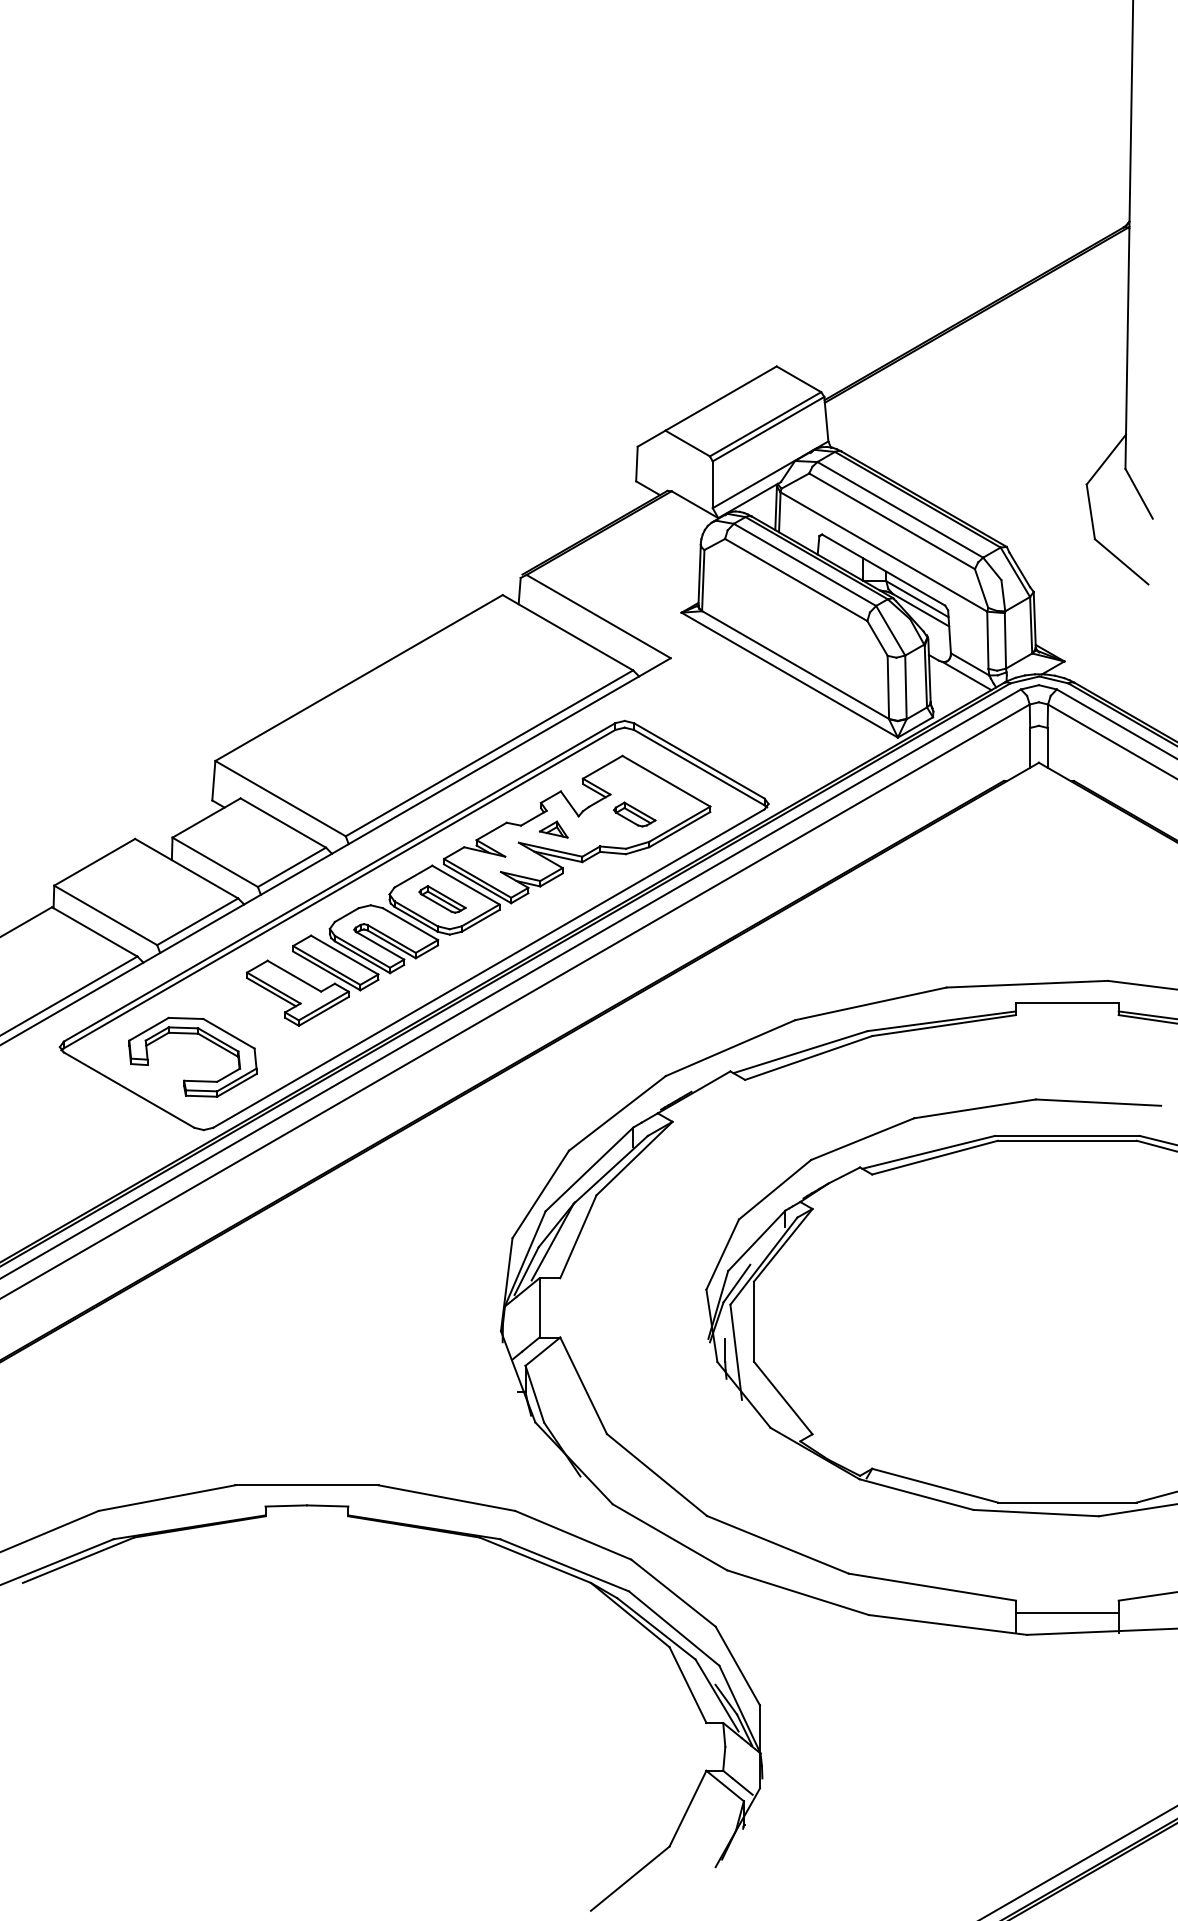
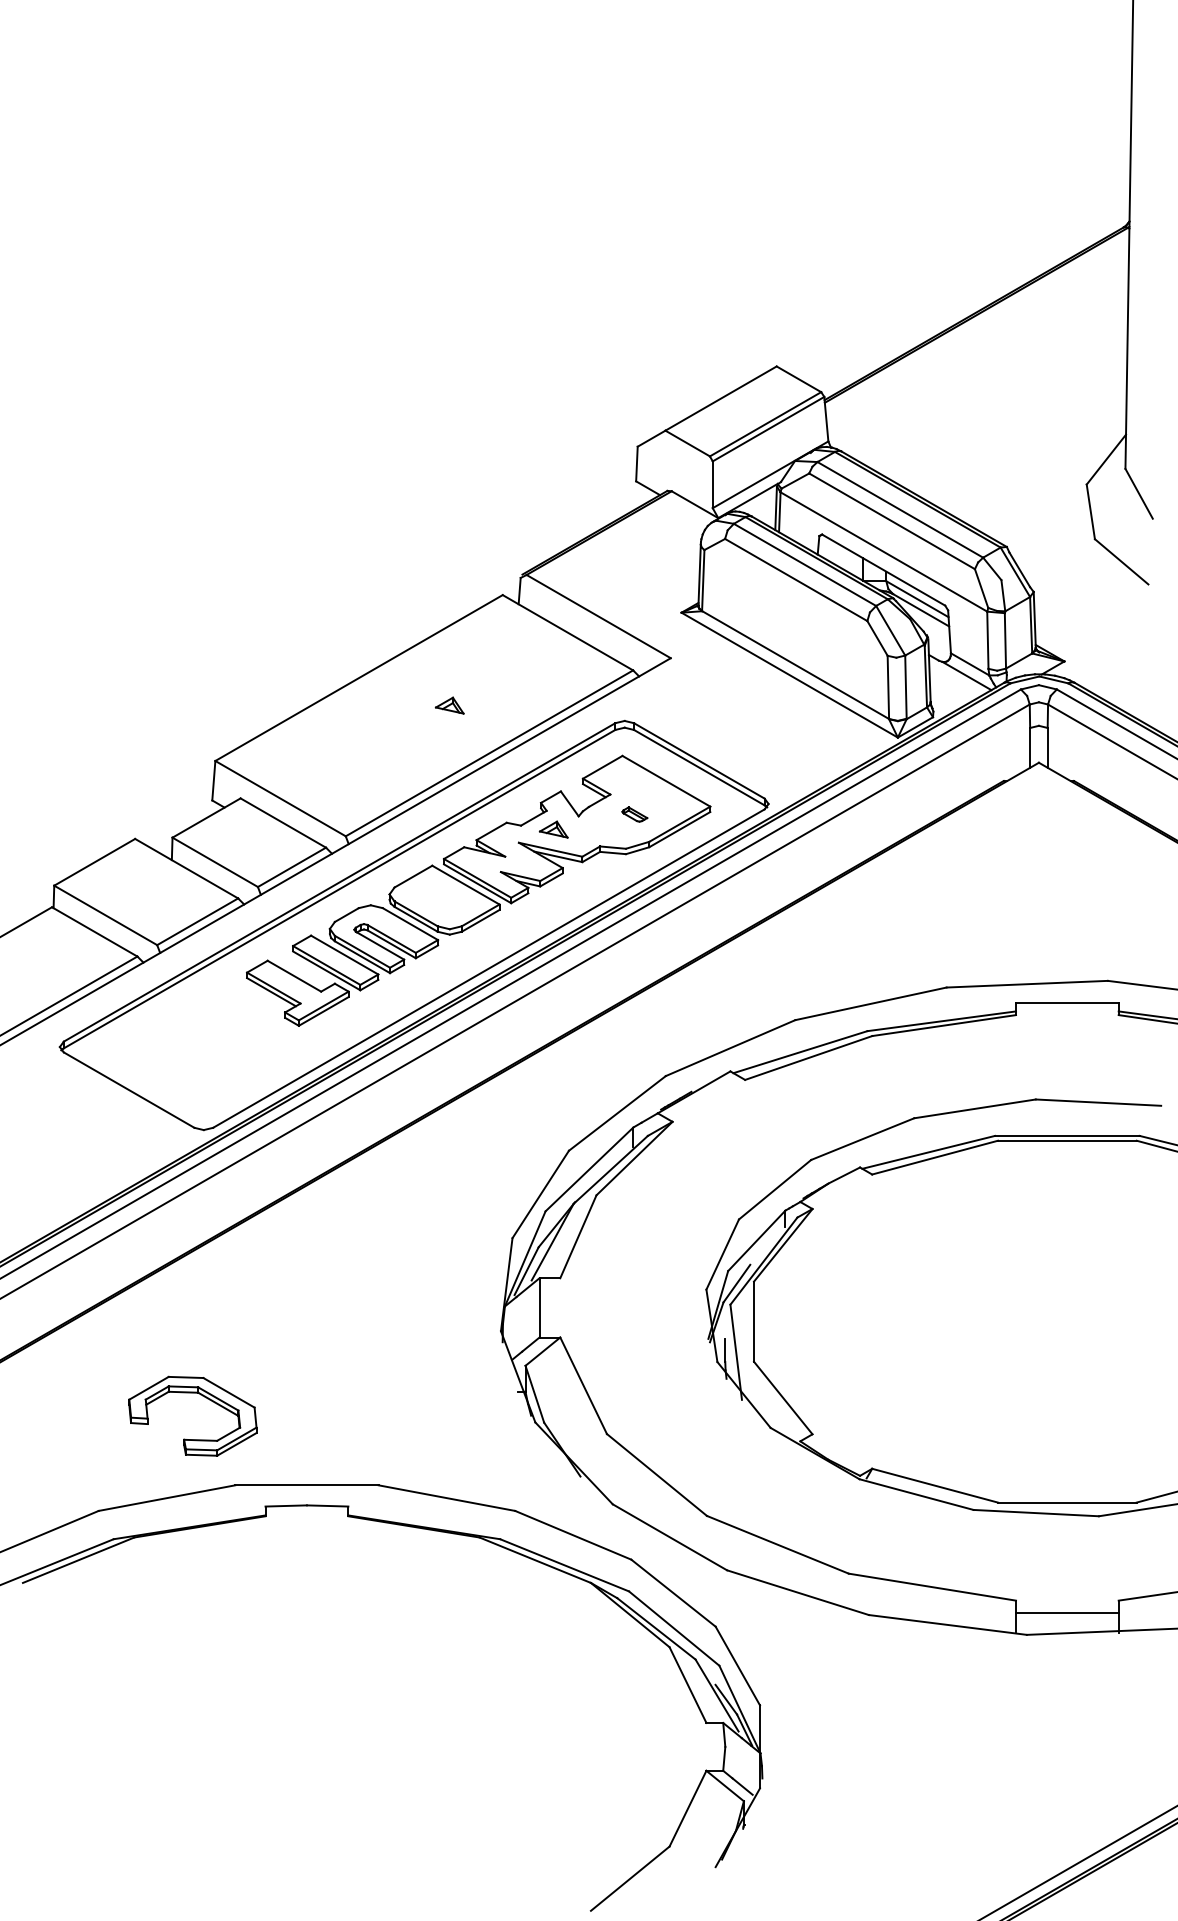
part: none -> present (449, 705)
part size: 44x27 px -> 28x17 px (634, 814)
part: present -> none (442, 899)
part position: (202, 1037) -> (202, 1396) (202, 1396)
